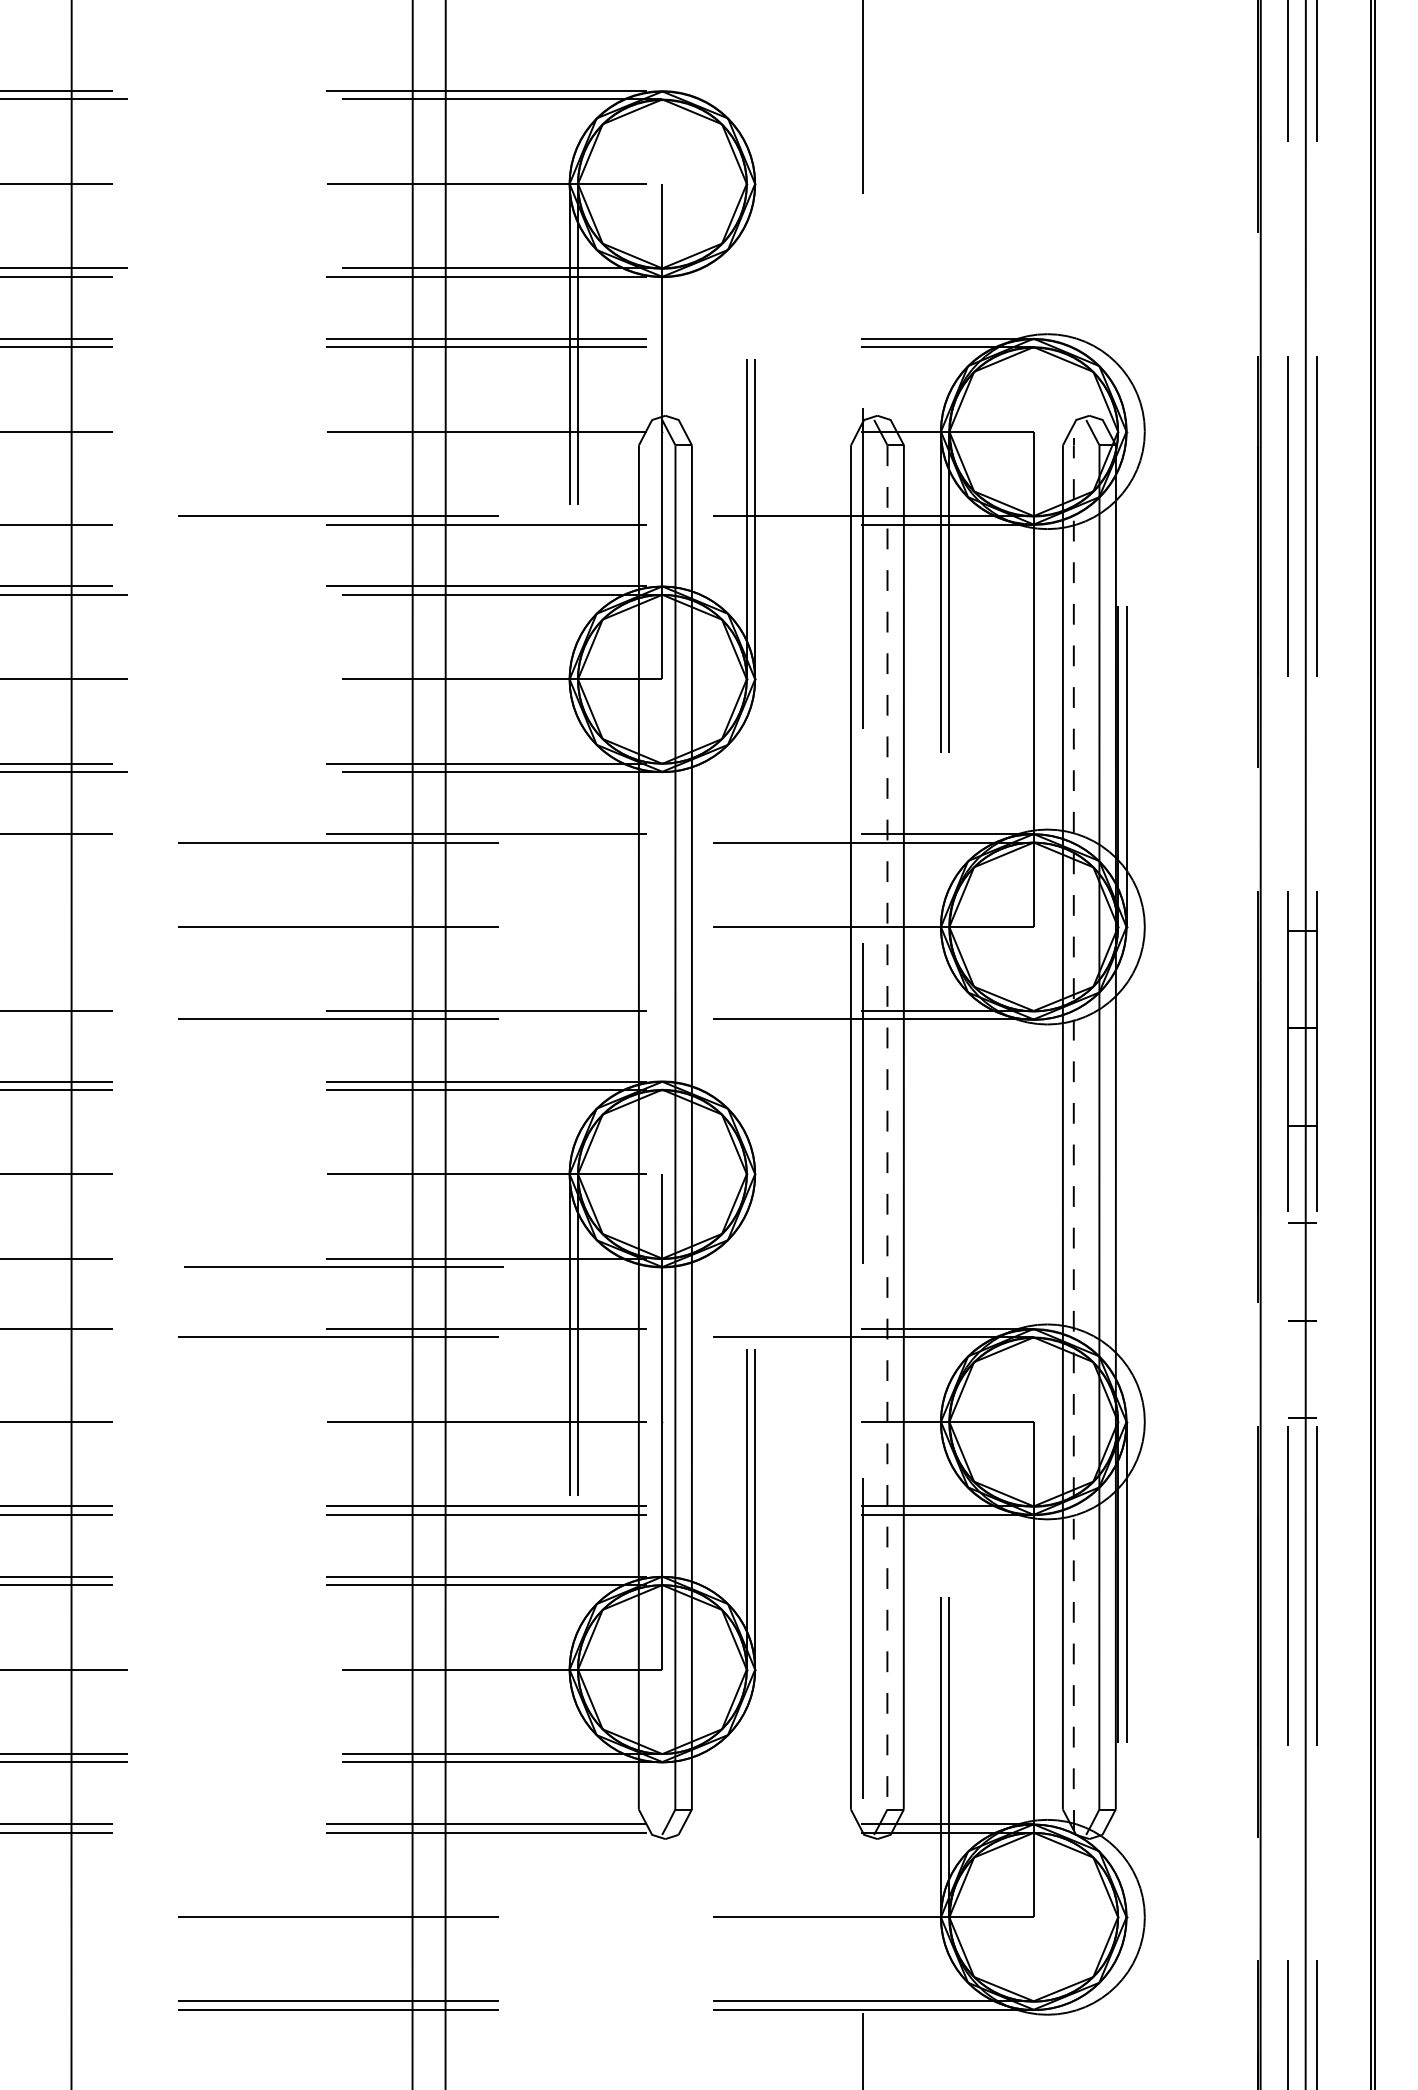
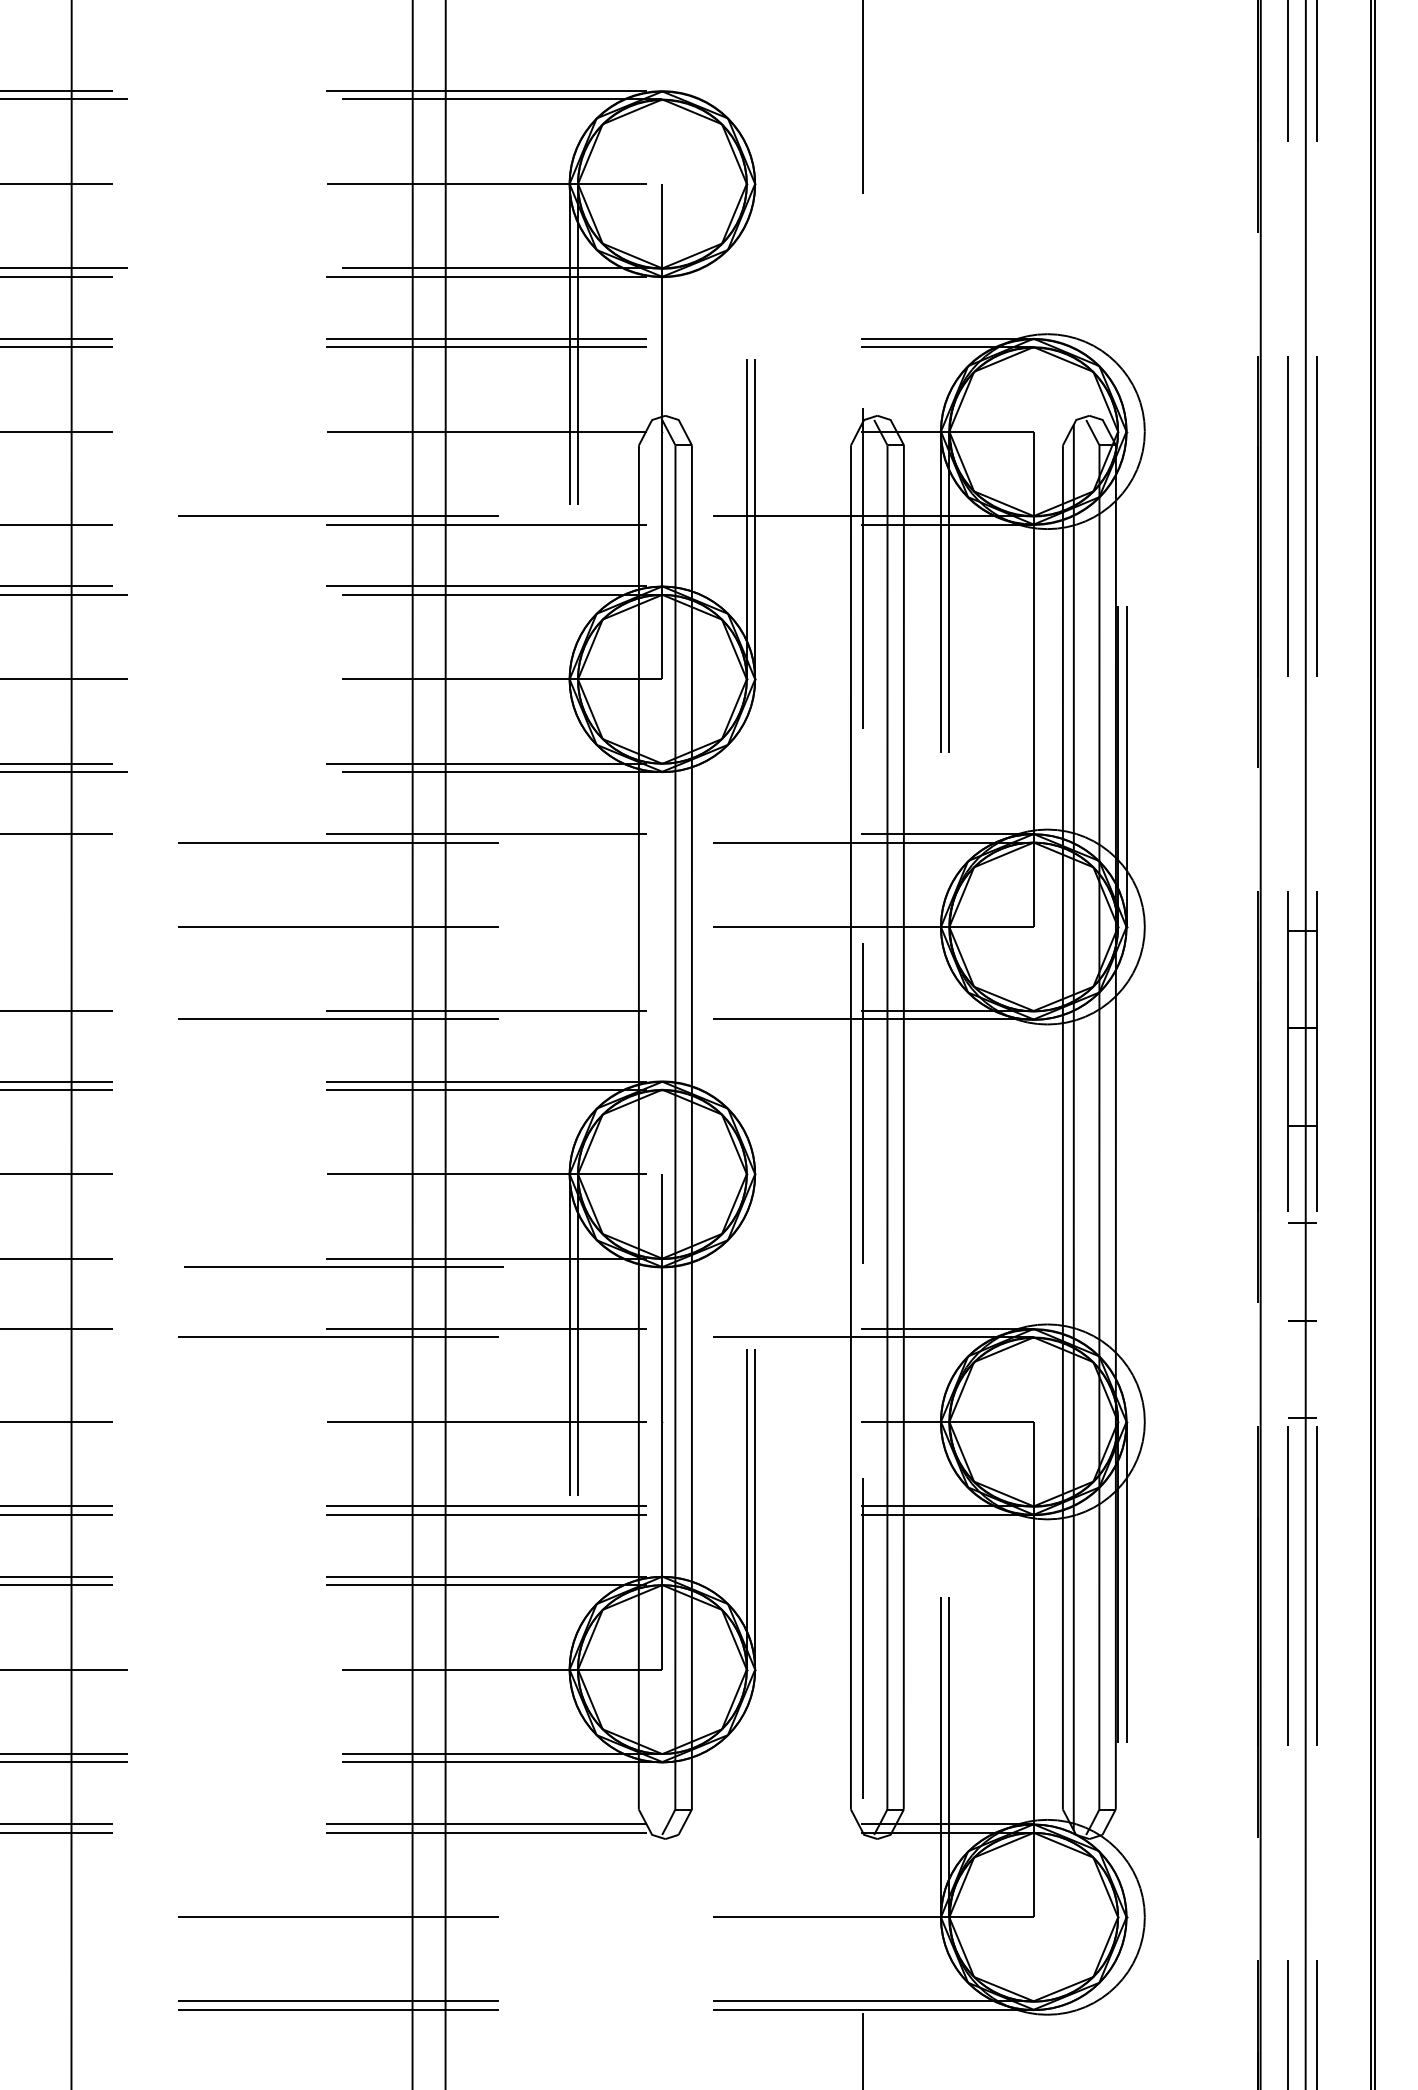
line: dashed -> solid (887, 1127)
line: dashed -> solid (1073, 1127)
